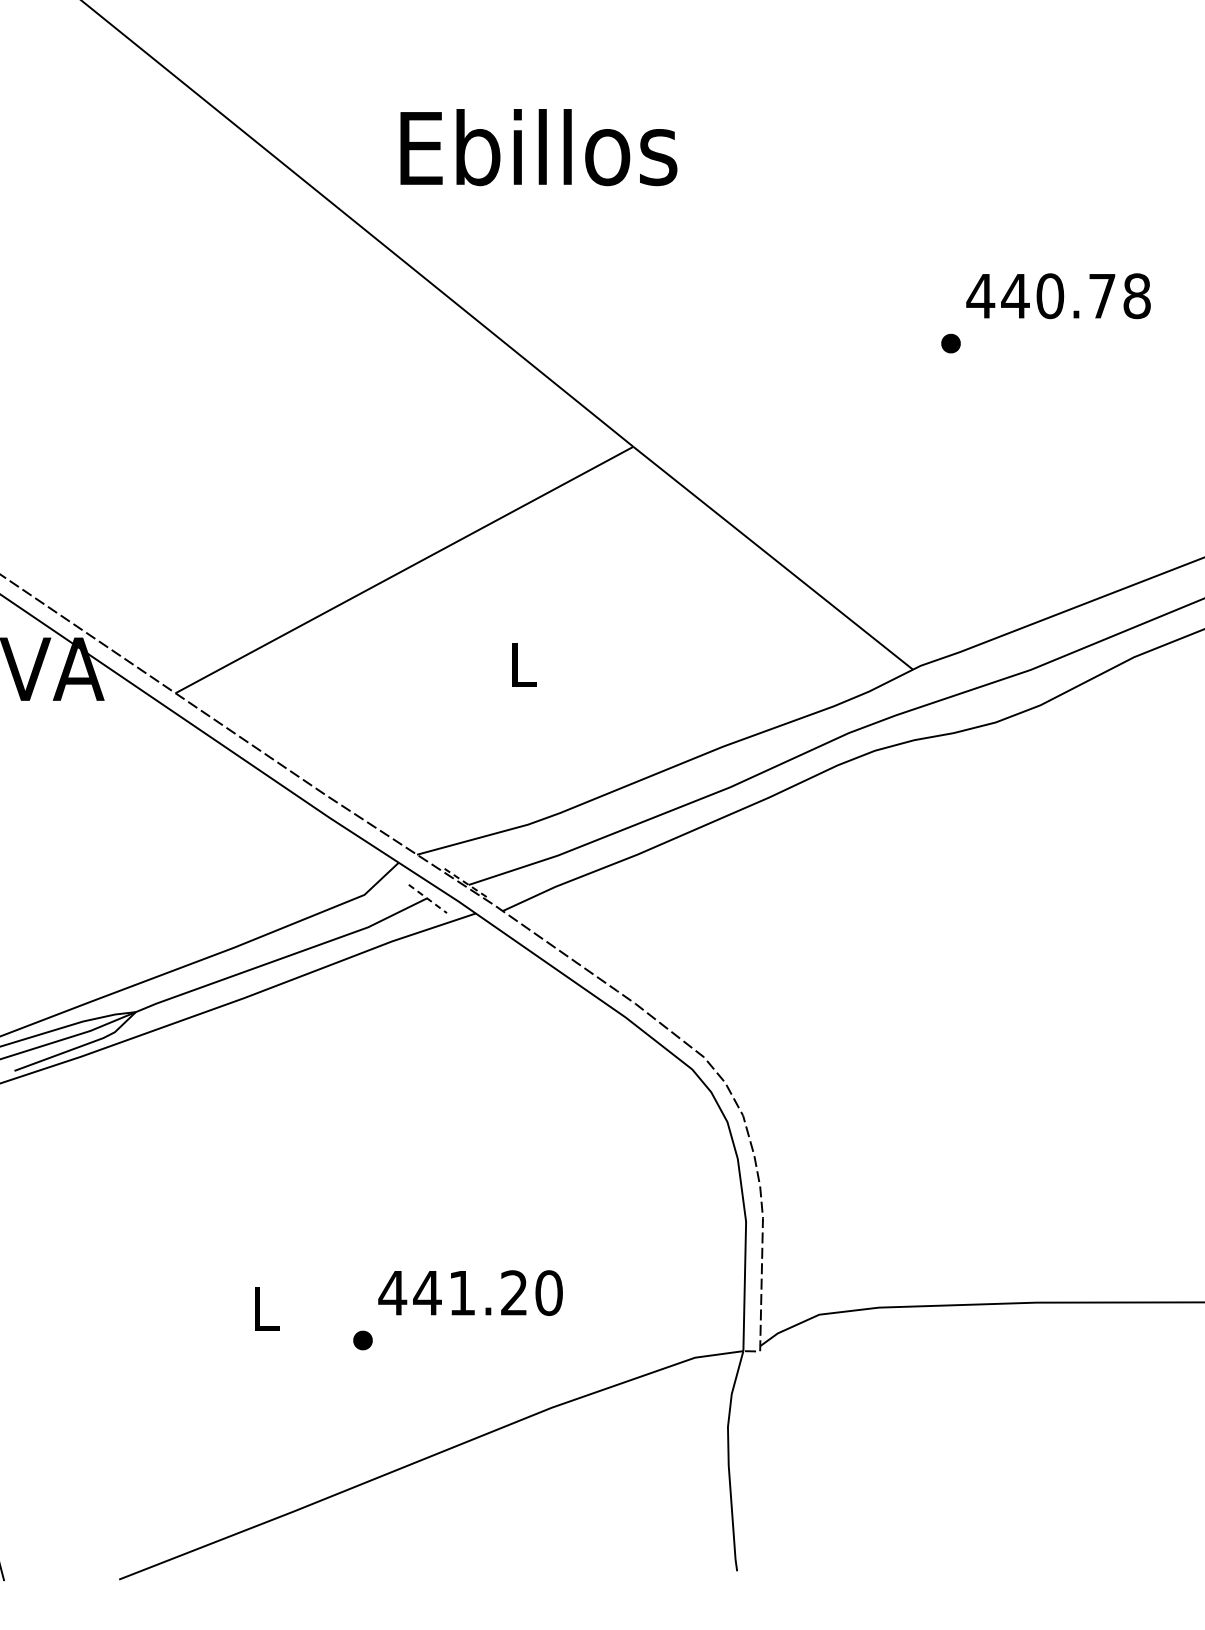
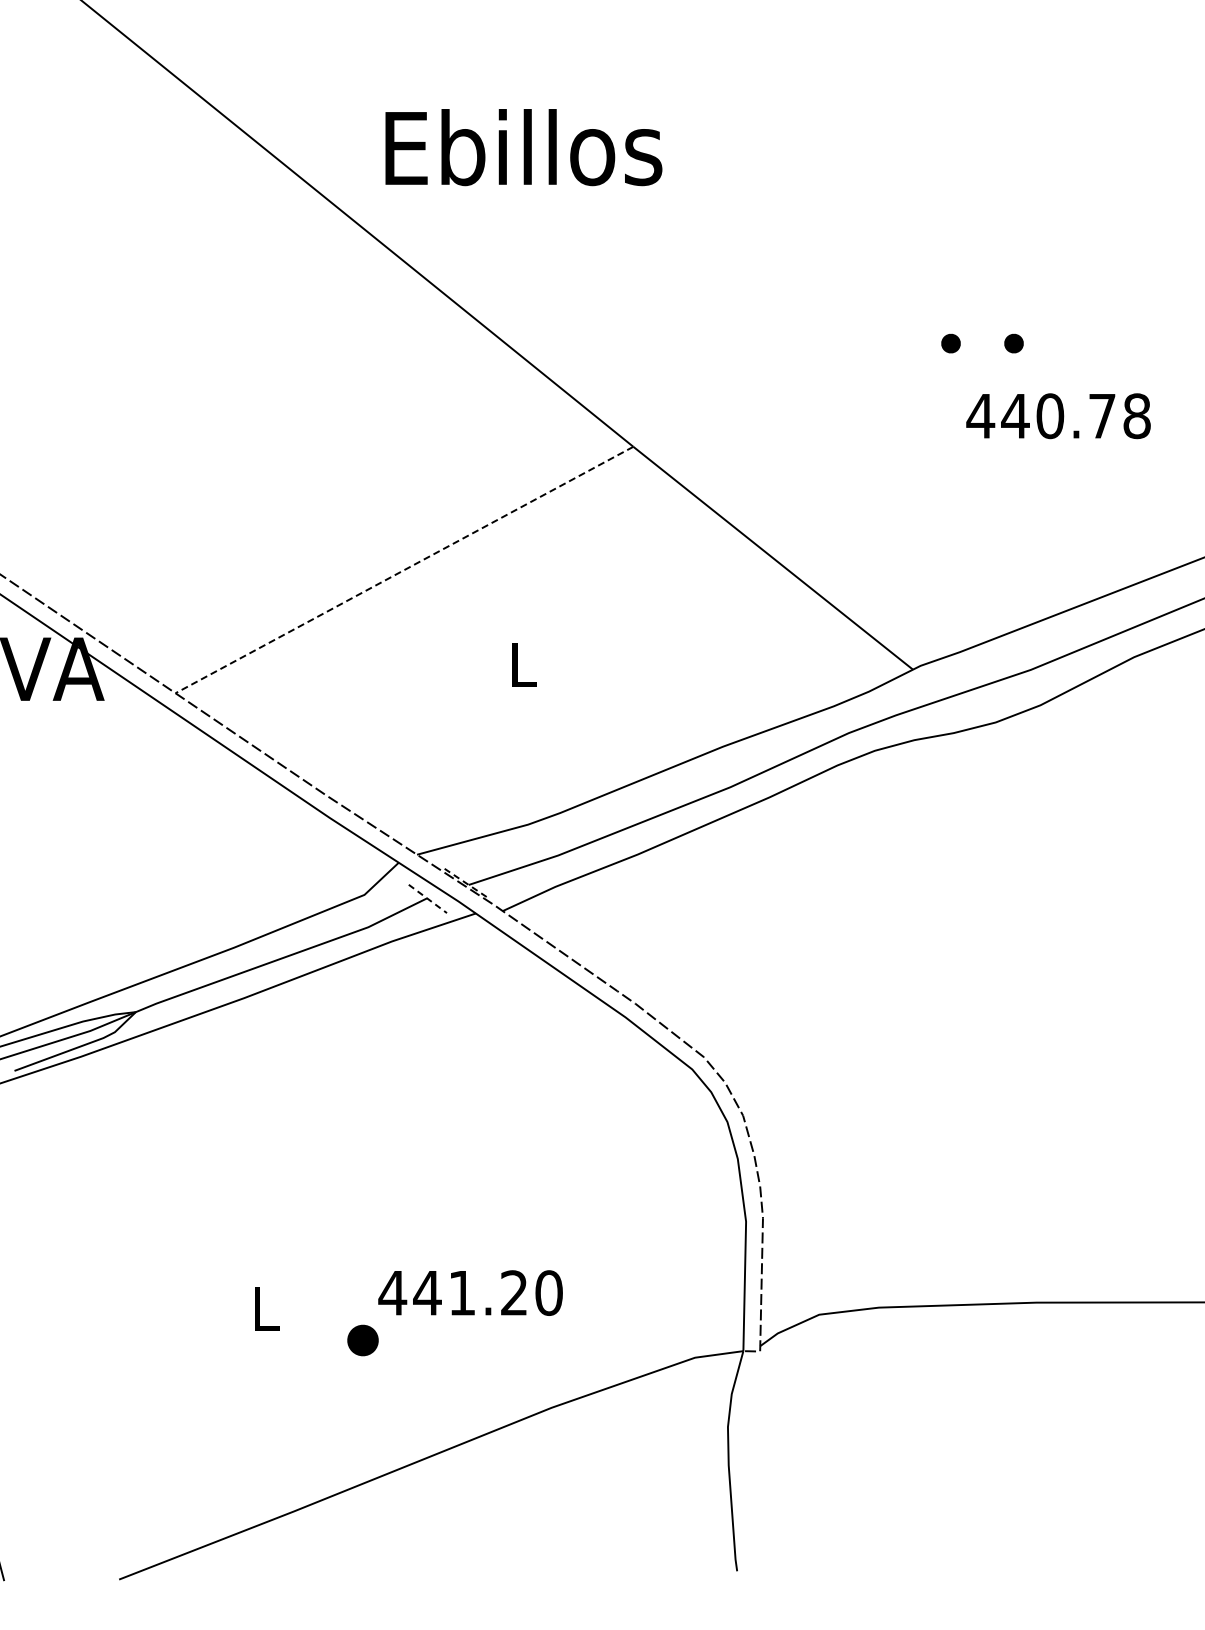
text position: (538, 147) -> (523, 147) (523, 147)
text position: (1058, 296) -> (1058, 416) (1058, 416)
part: none -> present (1013, 343)
line: solid -> dashed (404, 570)
part size: 20x21 px -> 32x33 px (362, 1340)
